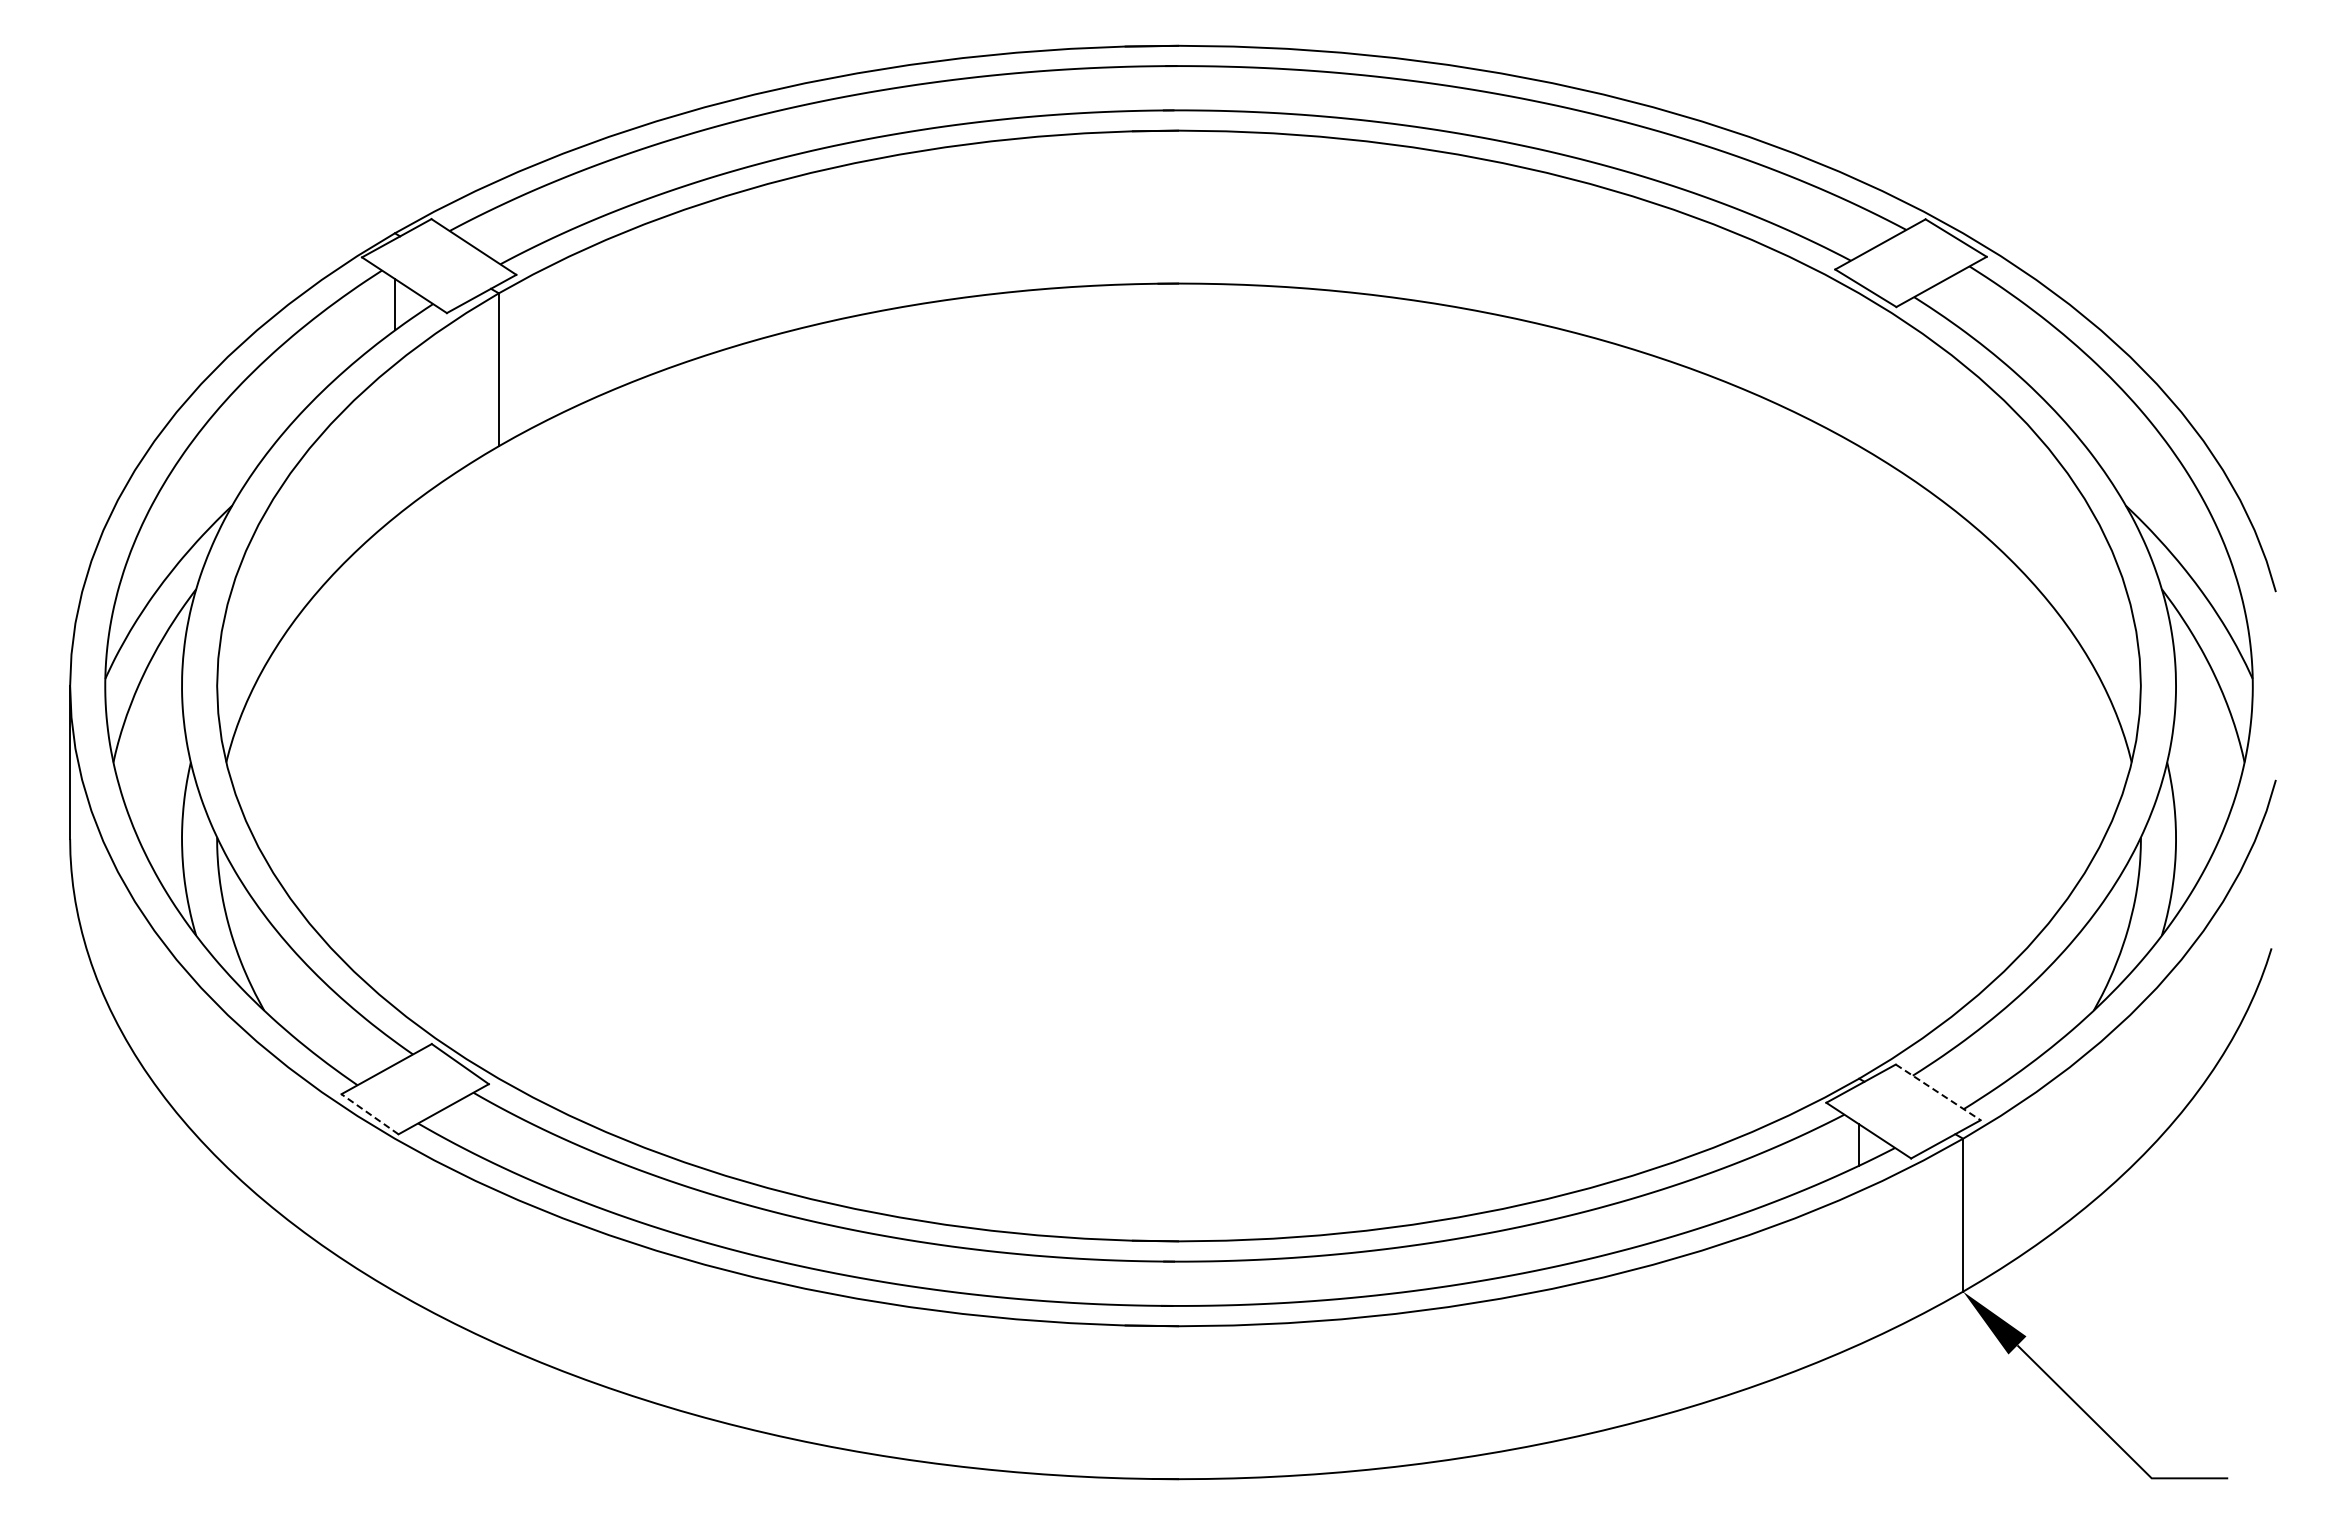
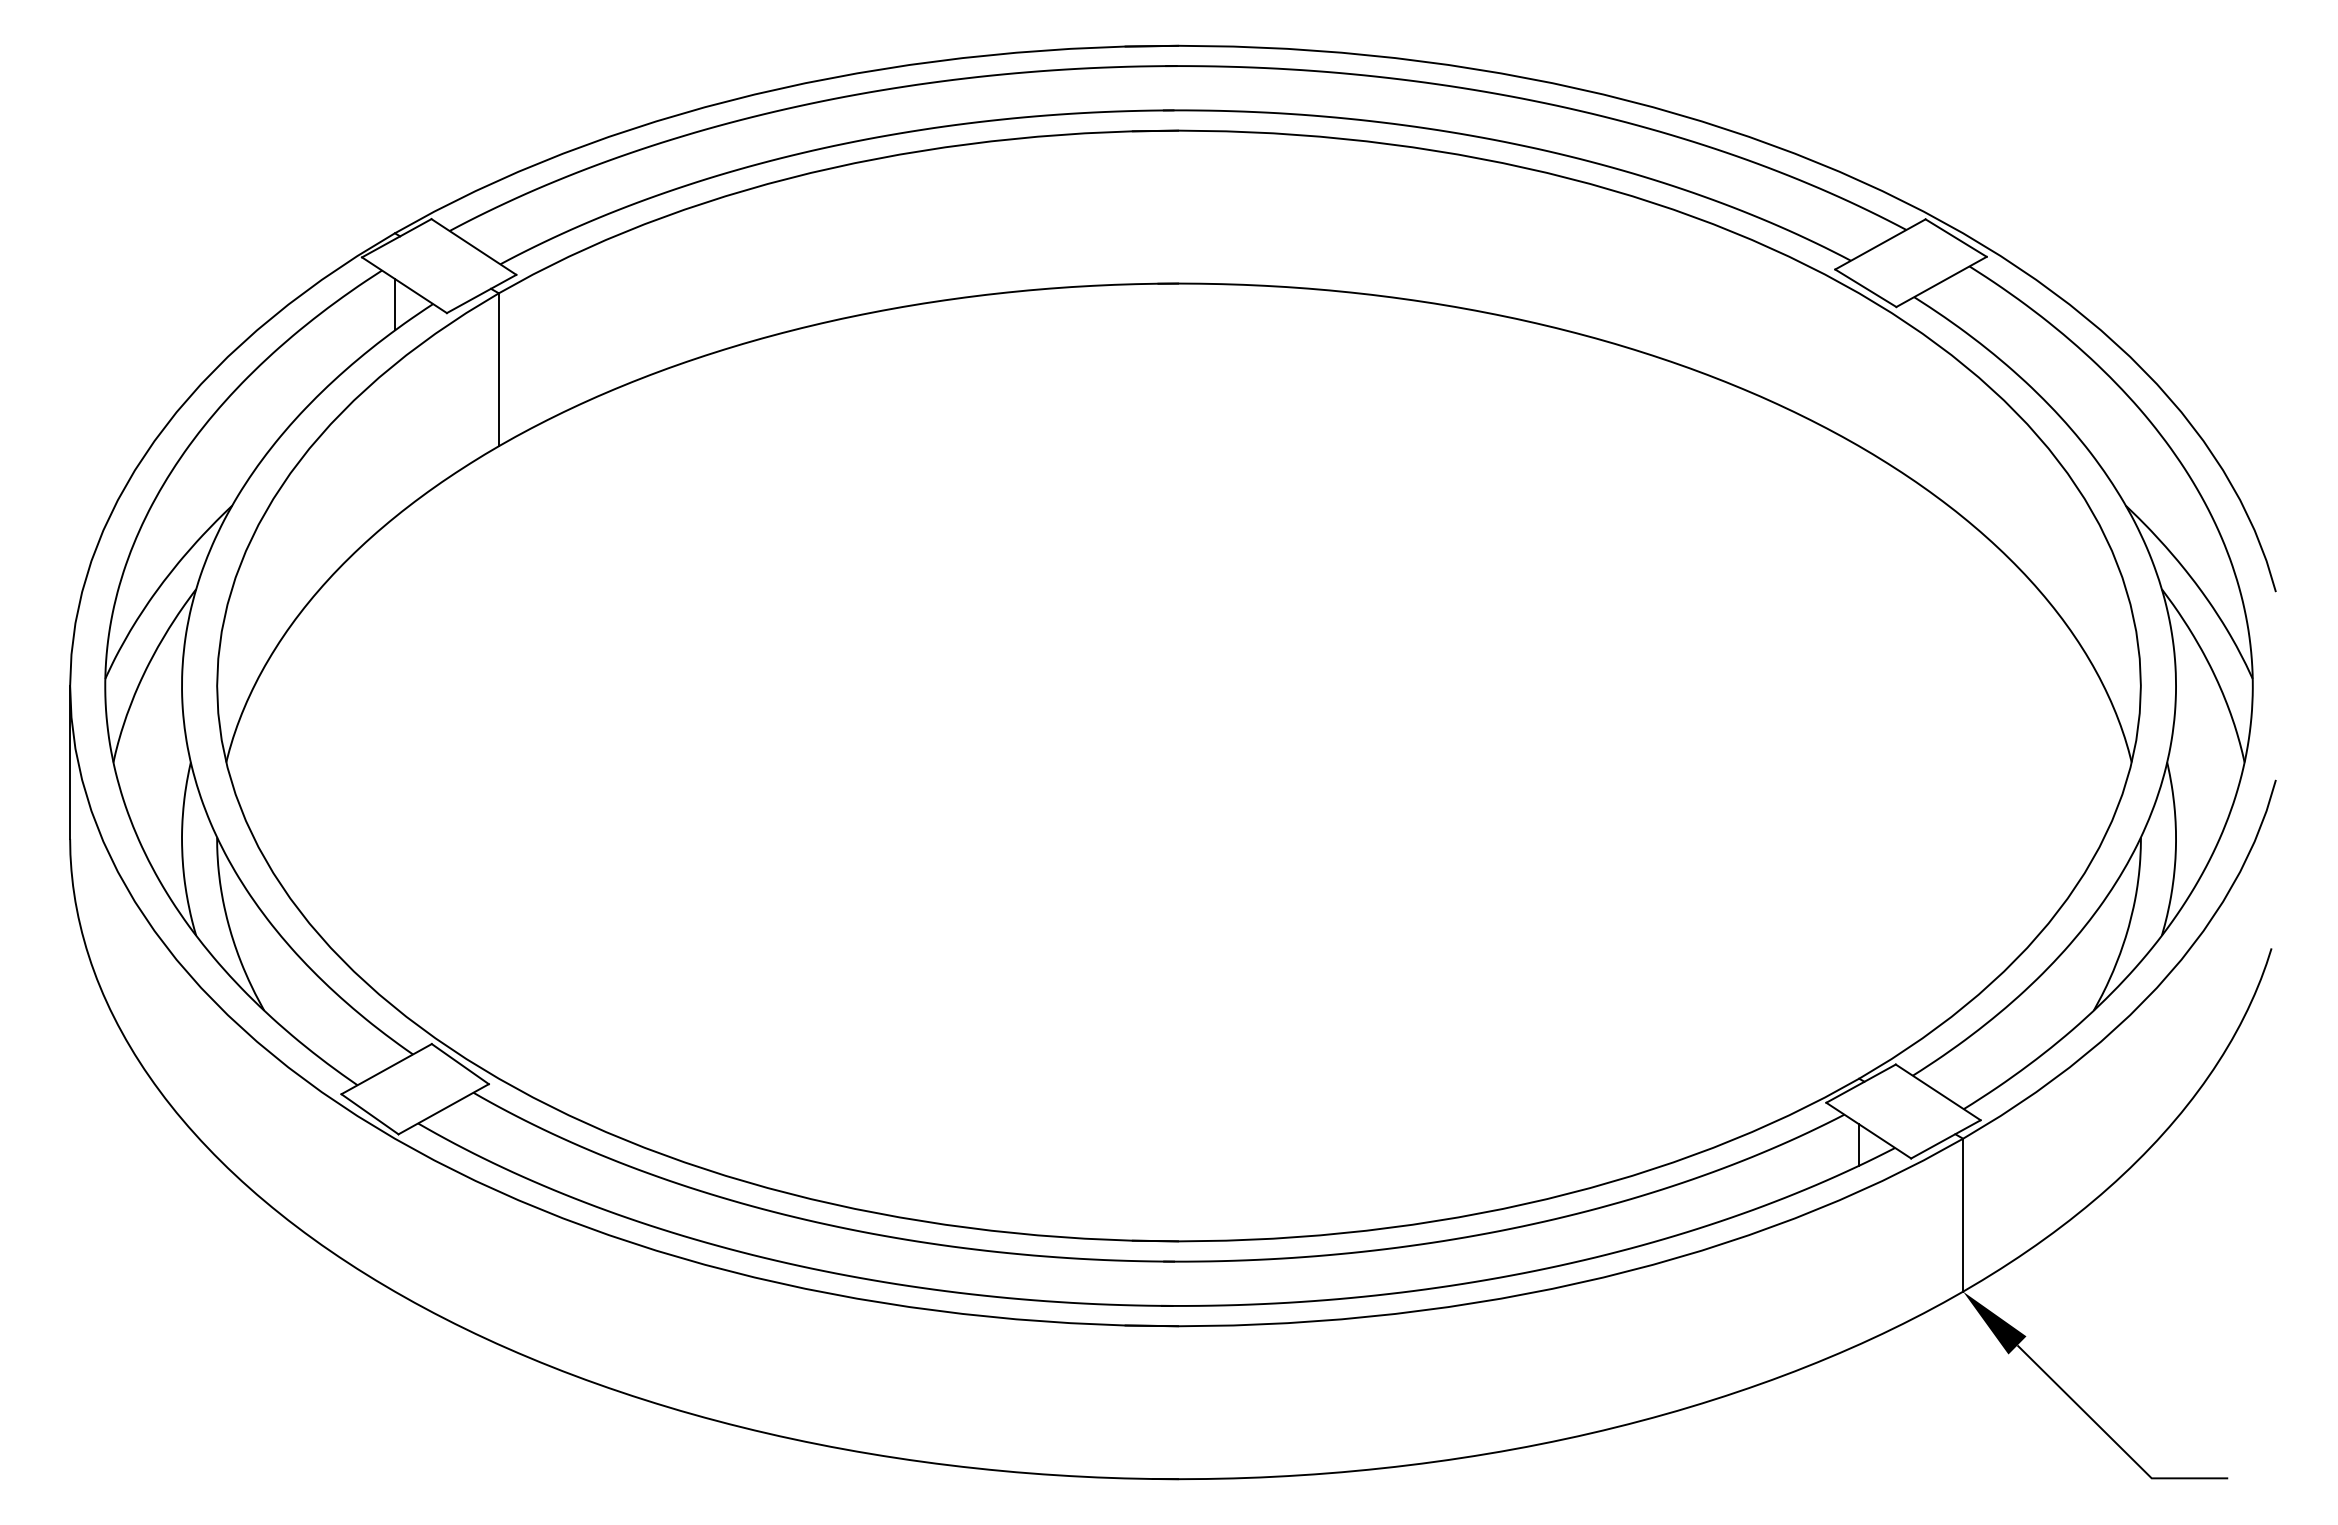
line: dashed -> solid (1938, 1092)
line: dashed -> solid (370, 1114)
